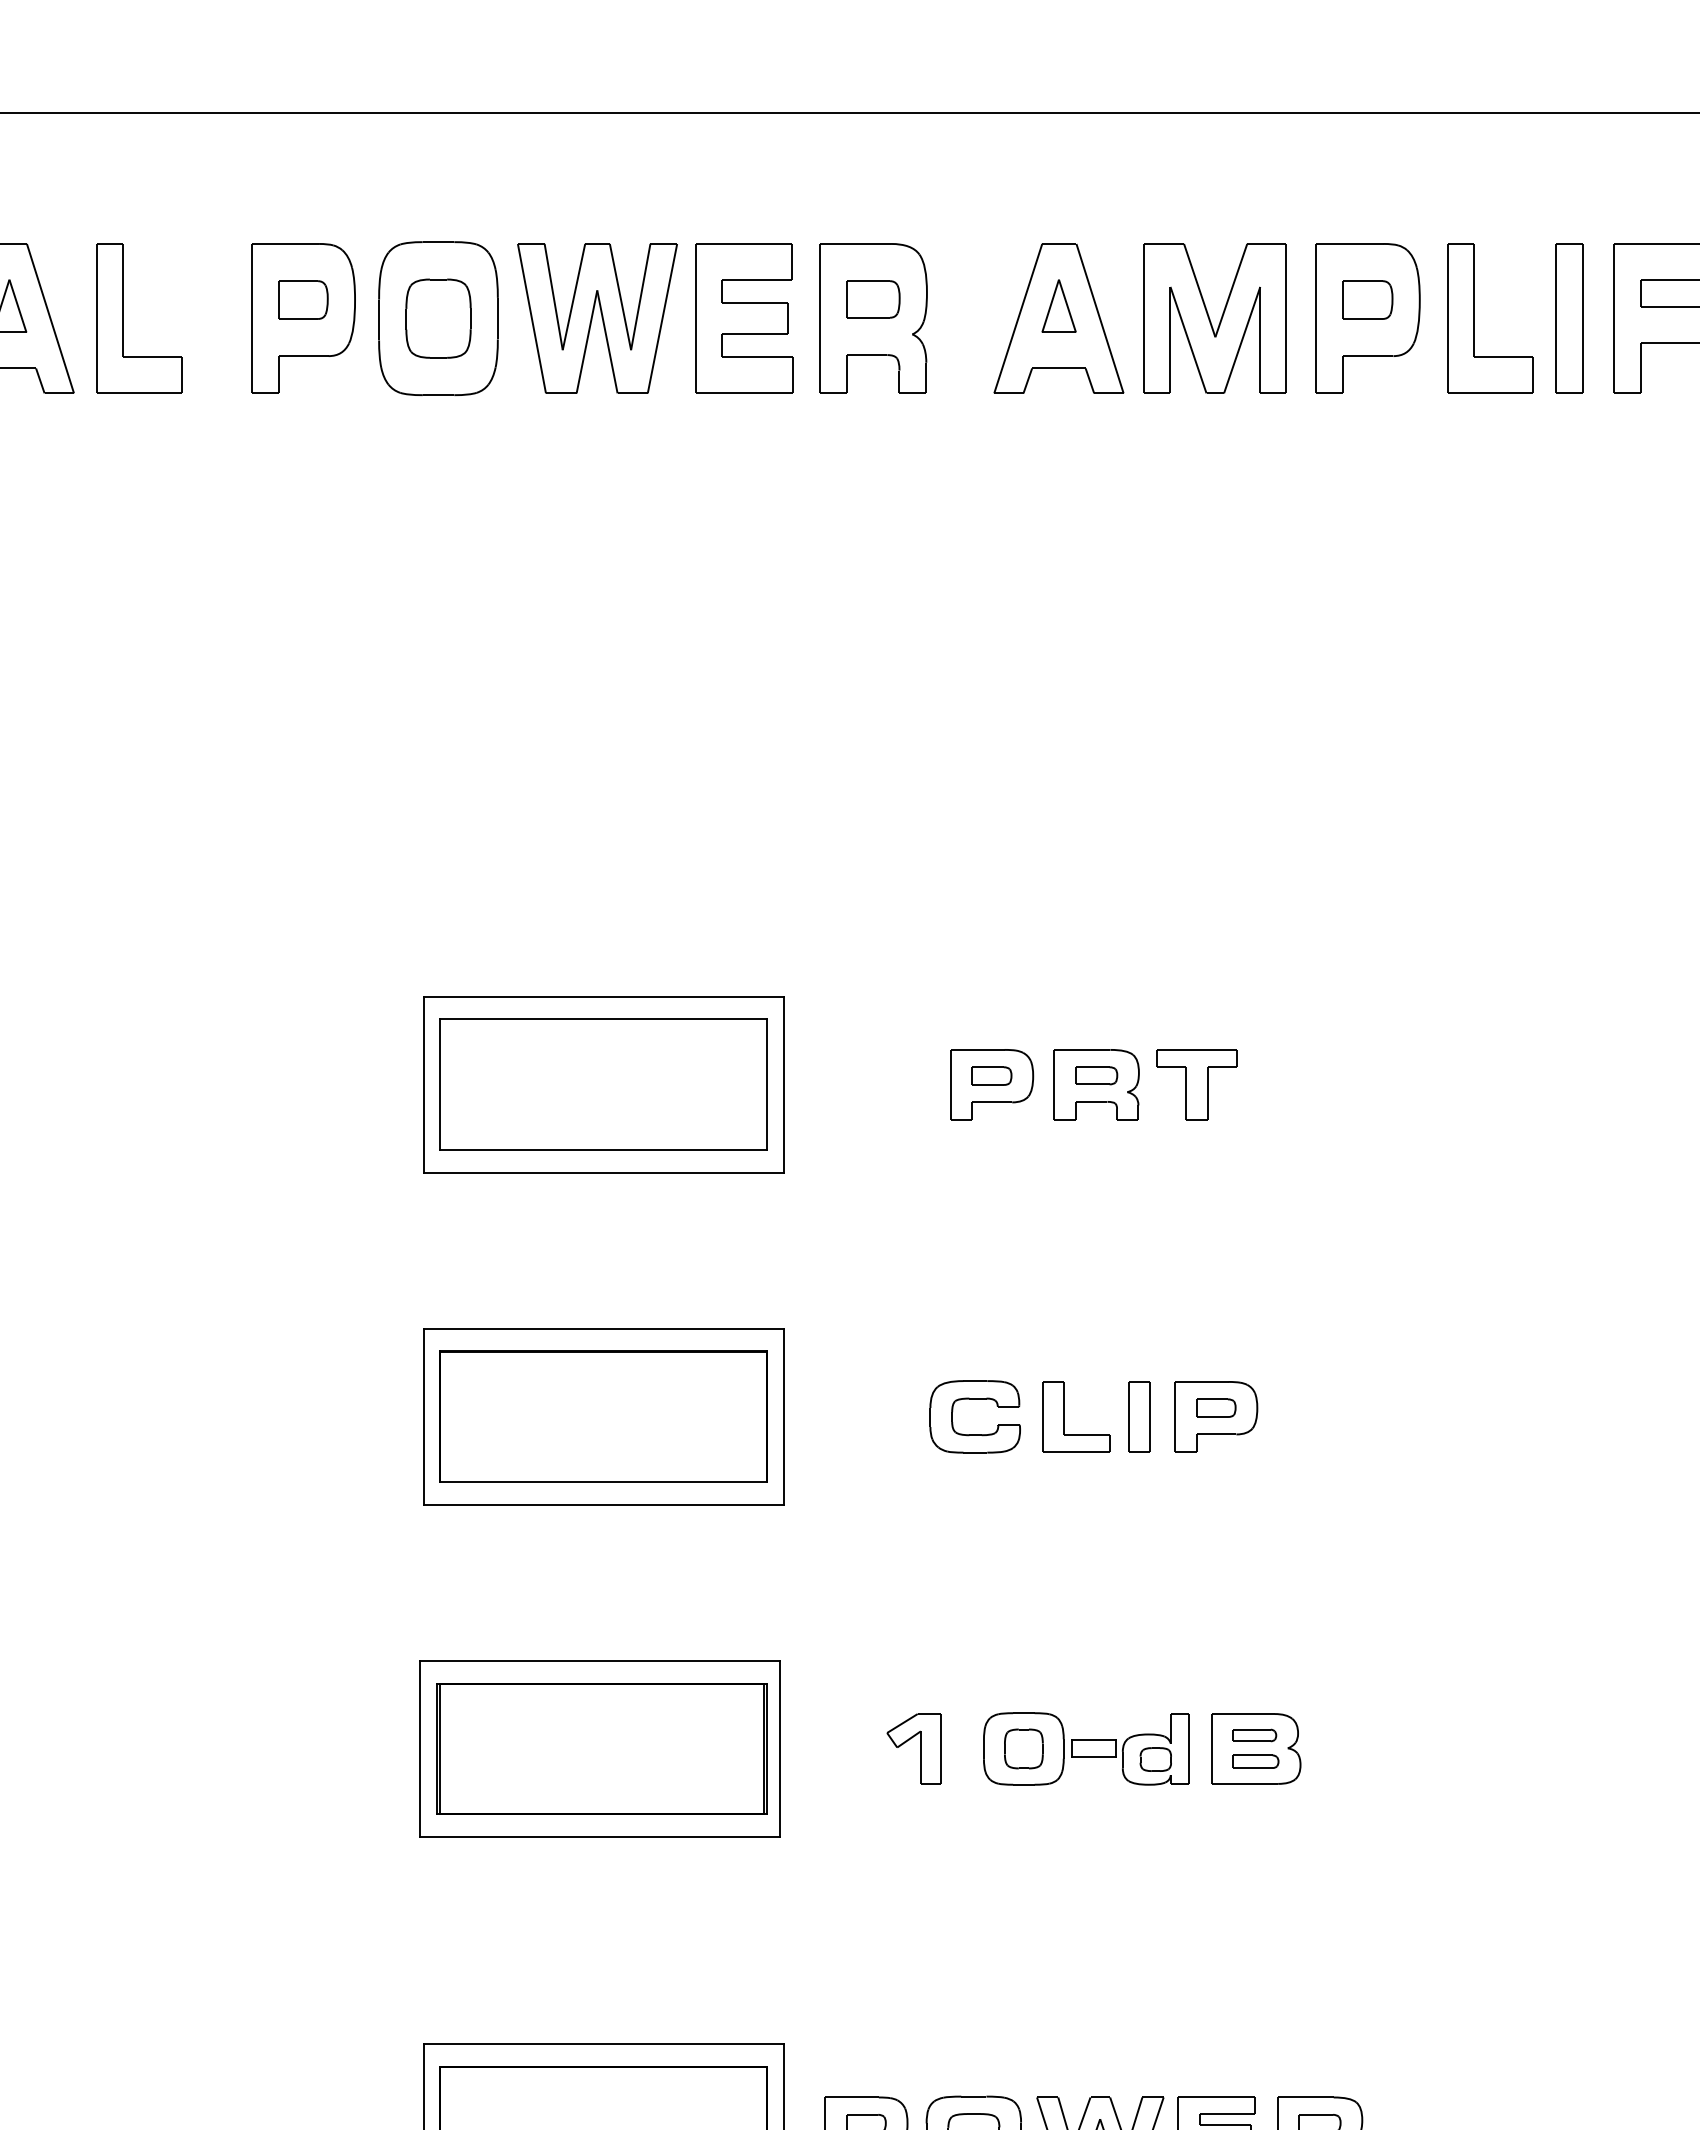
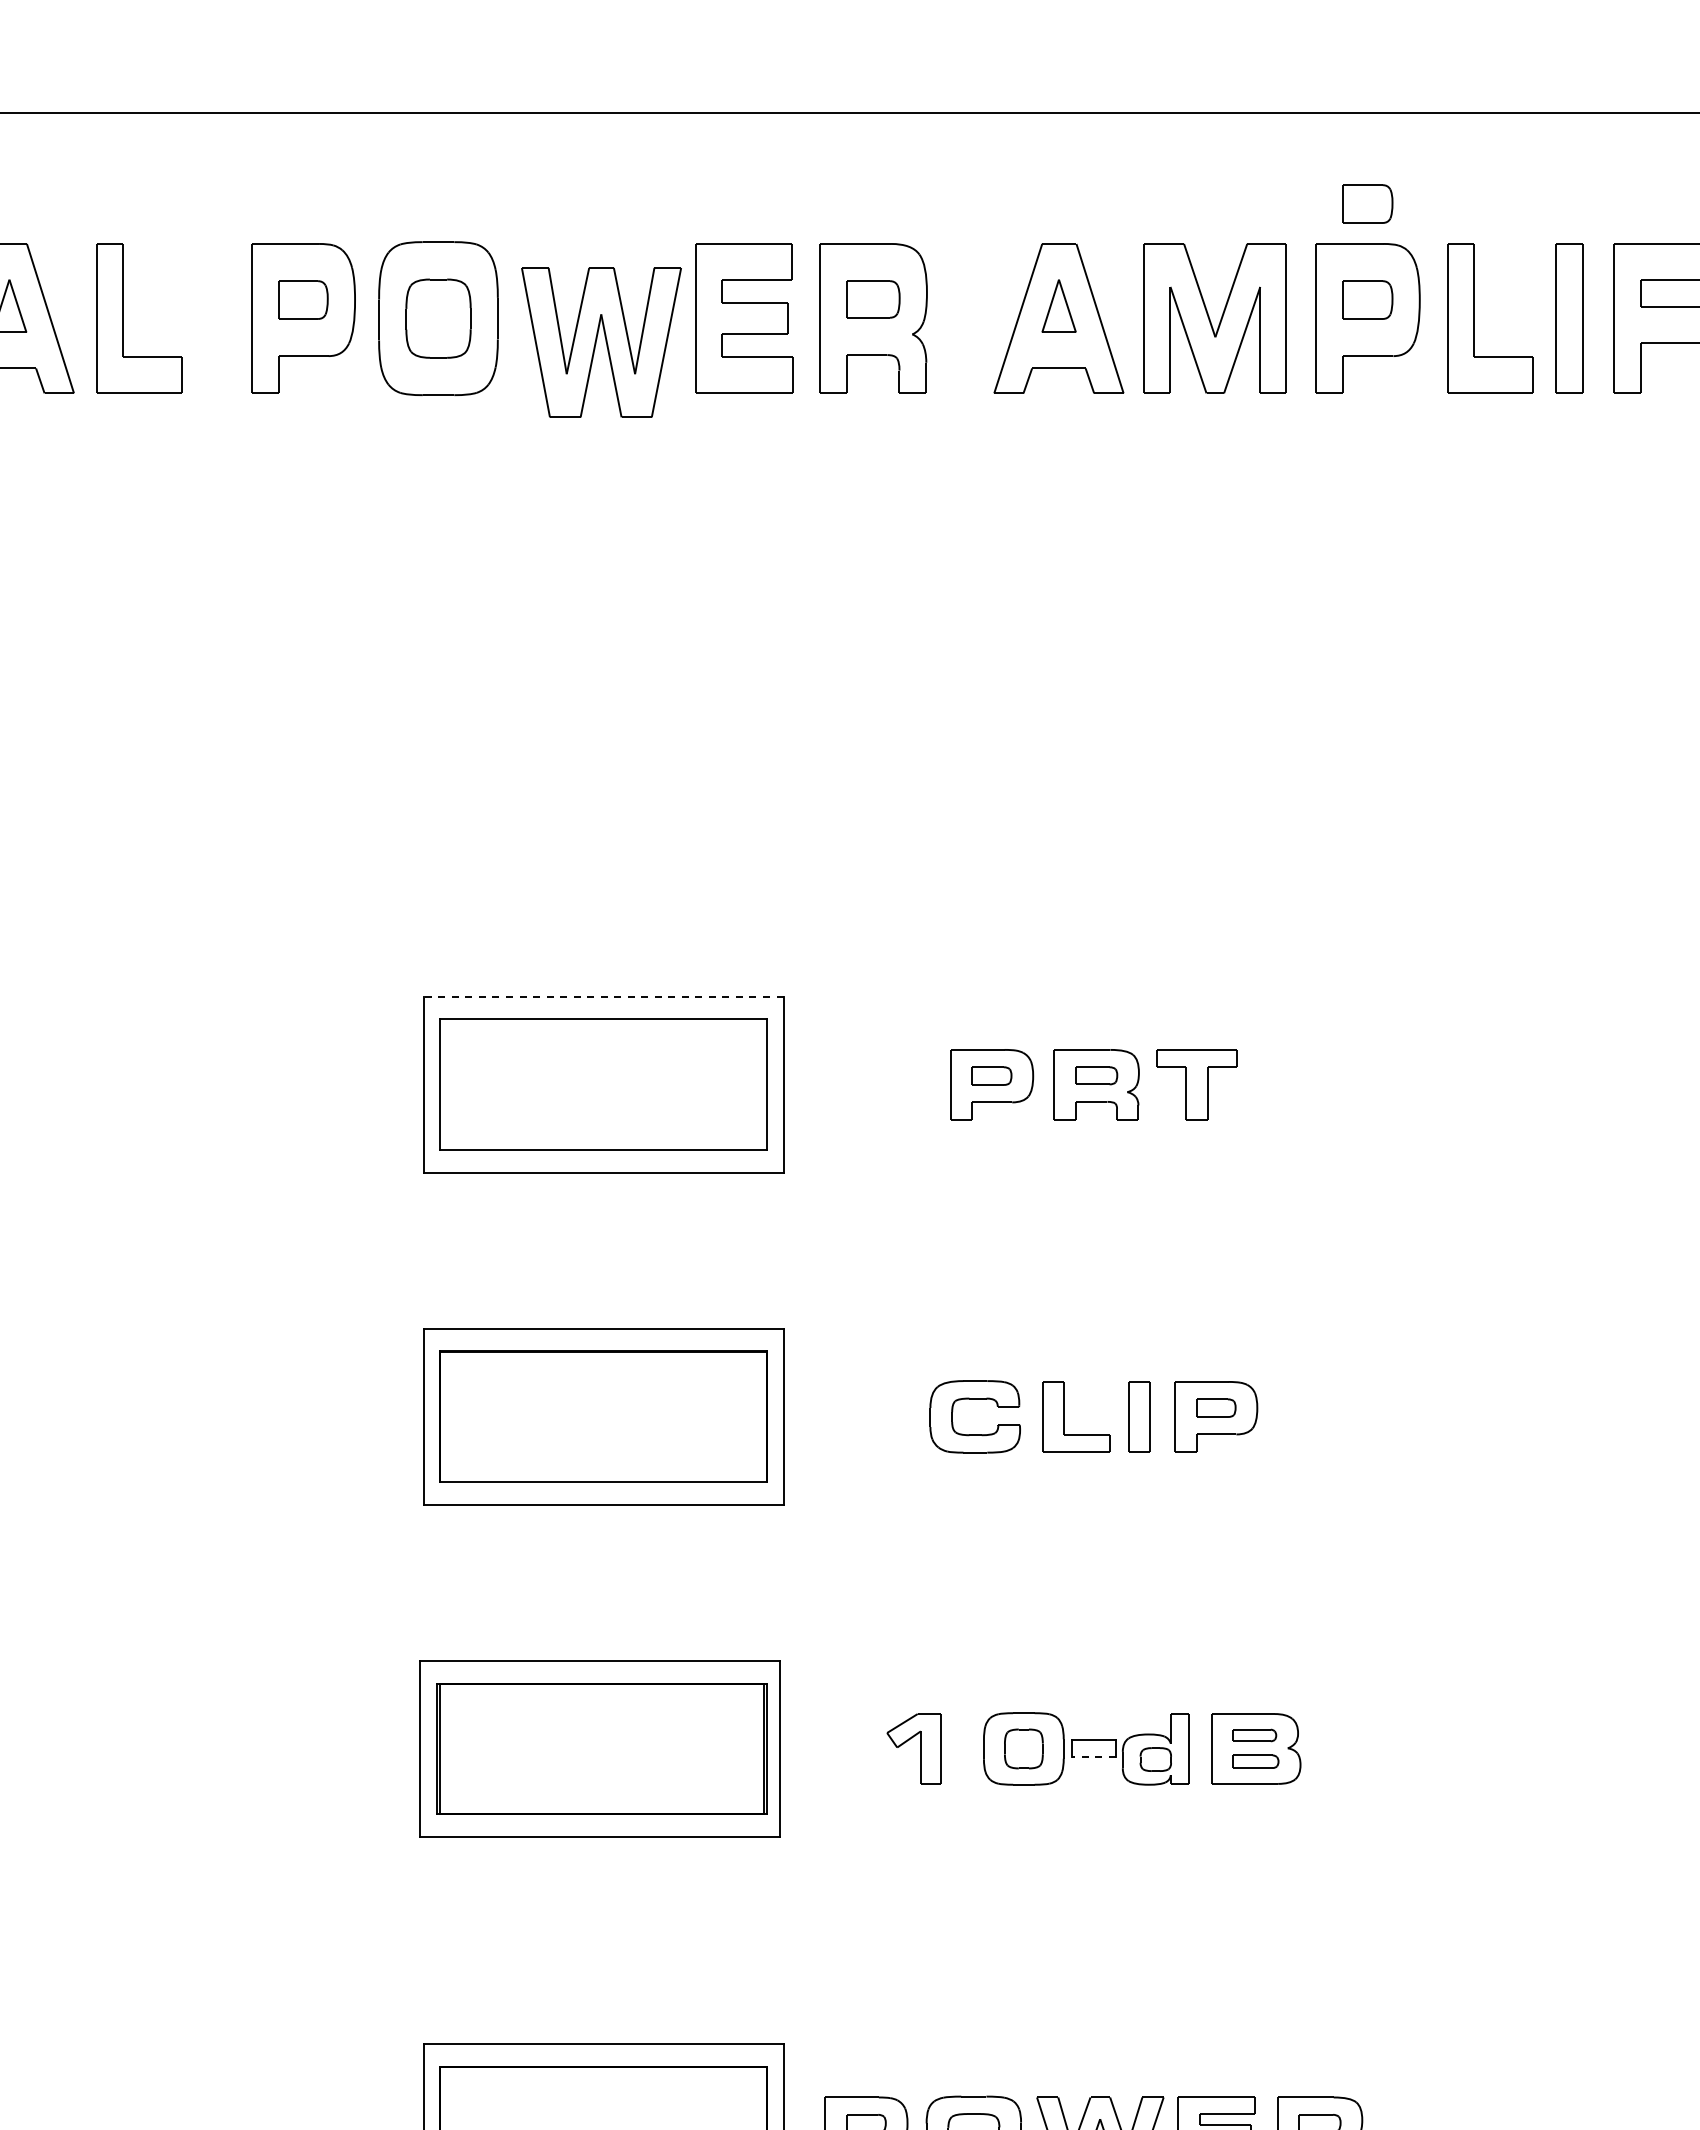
part: none -> present (1367, 203)
part position: (597, 318) -> (601, 342) (601, 342)
line: solid -> dashed (603, 996)
line: solid -> dashed (1094, 1757)
